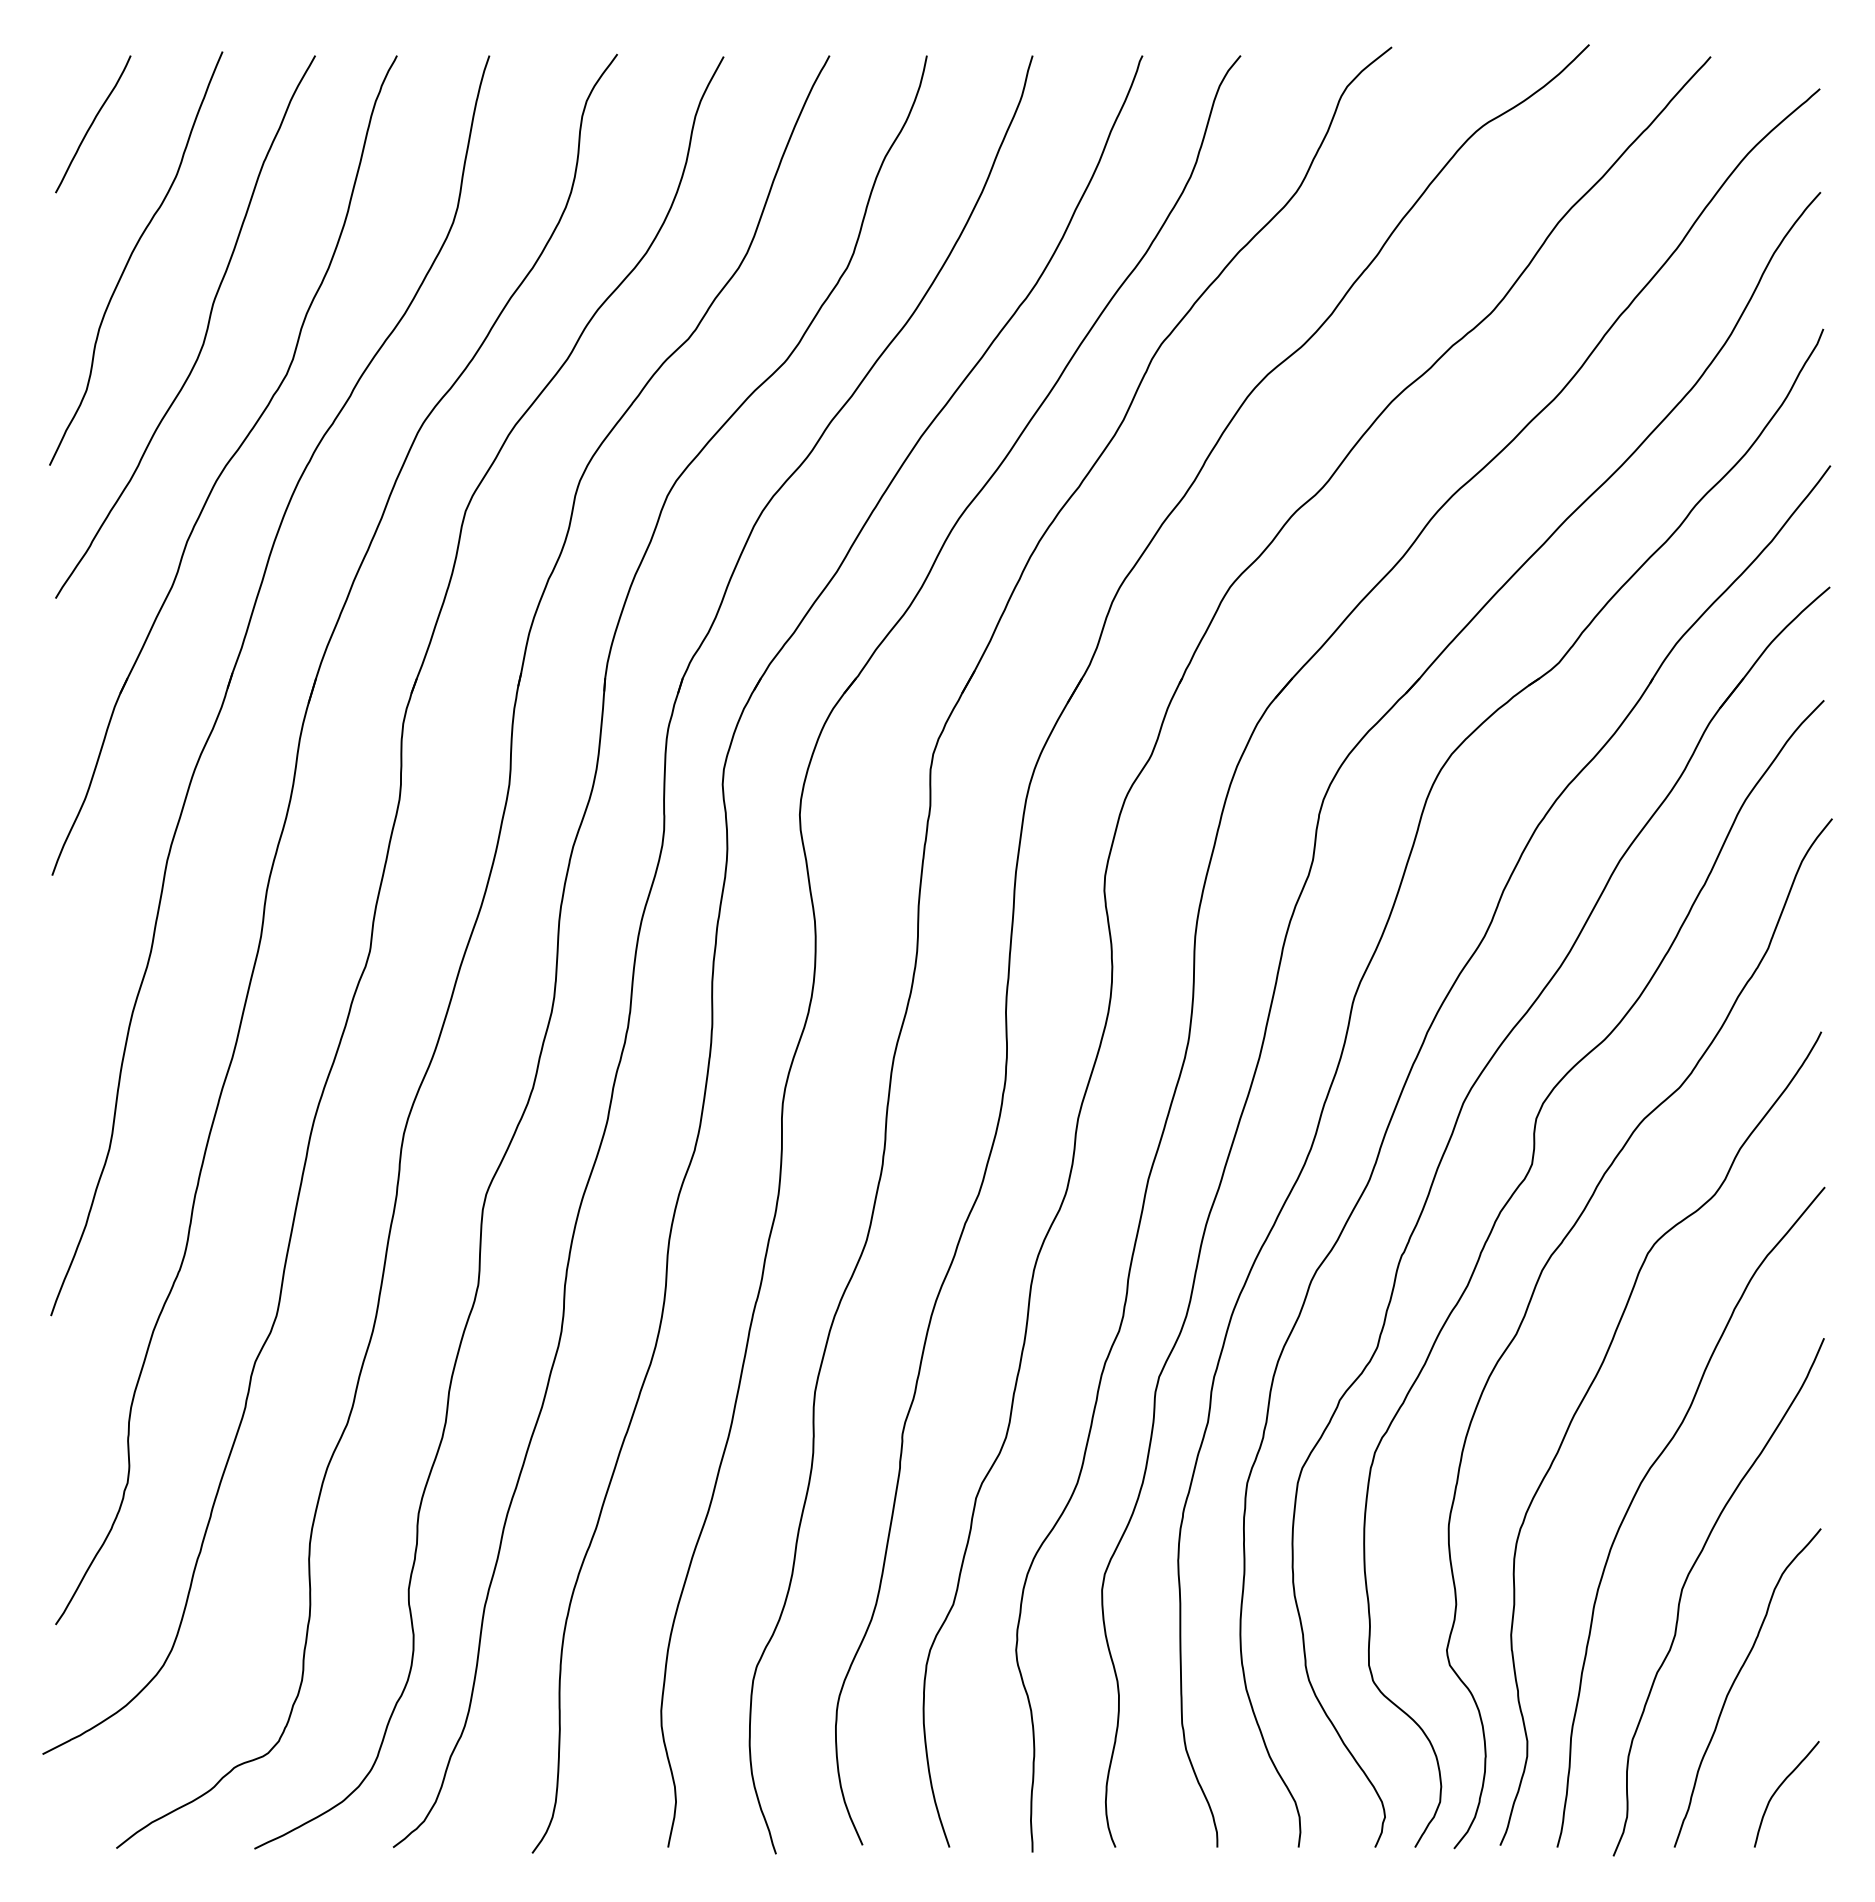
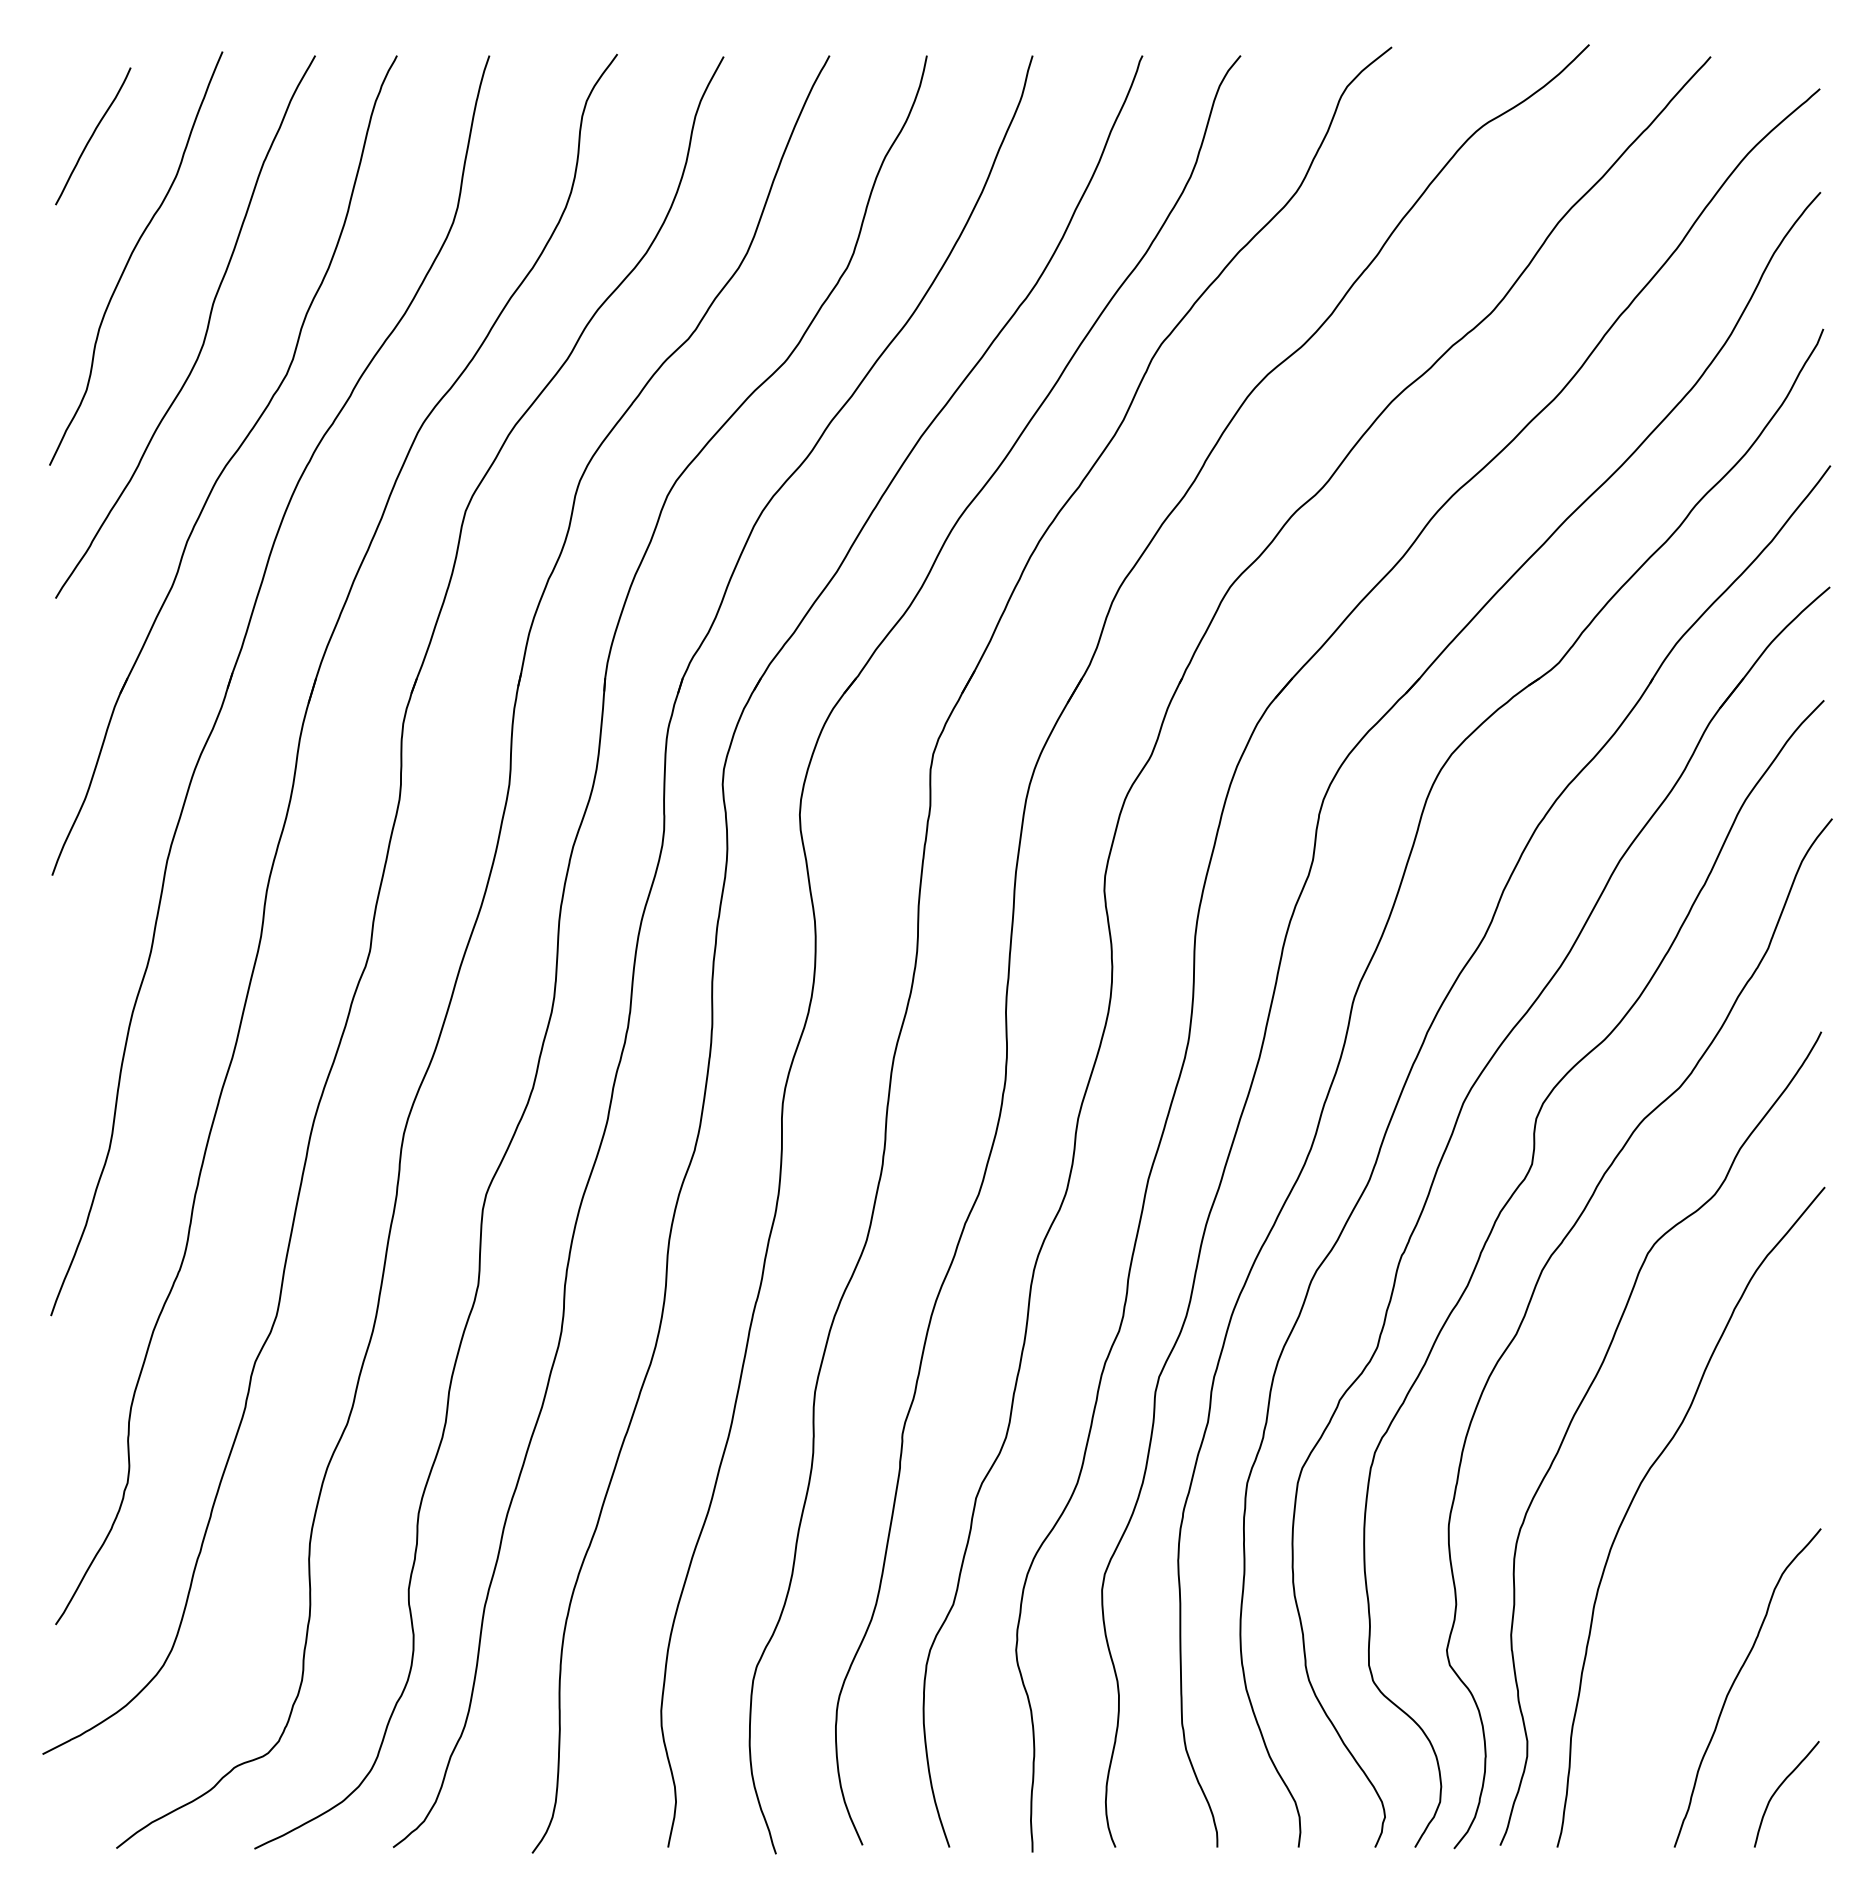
curve position: (93, 123) -> (93, 135) (93, 135)
curve: present -> none (1686, 1582)
